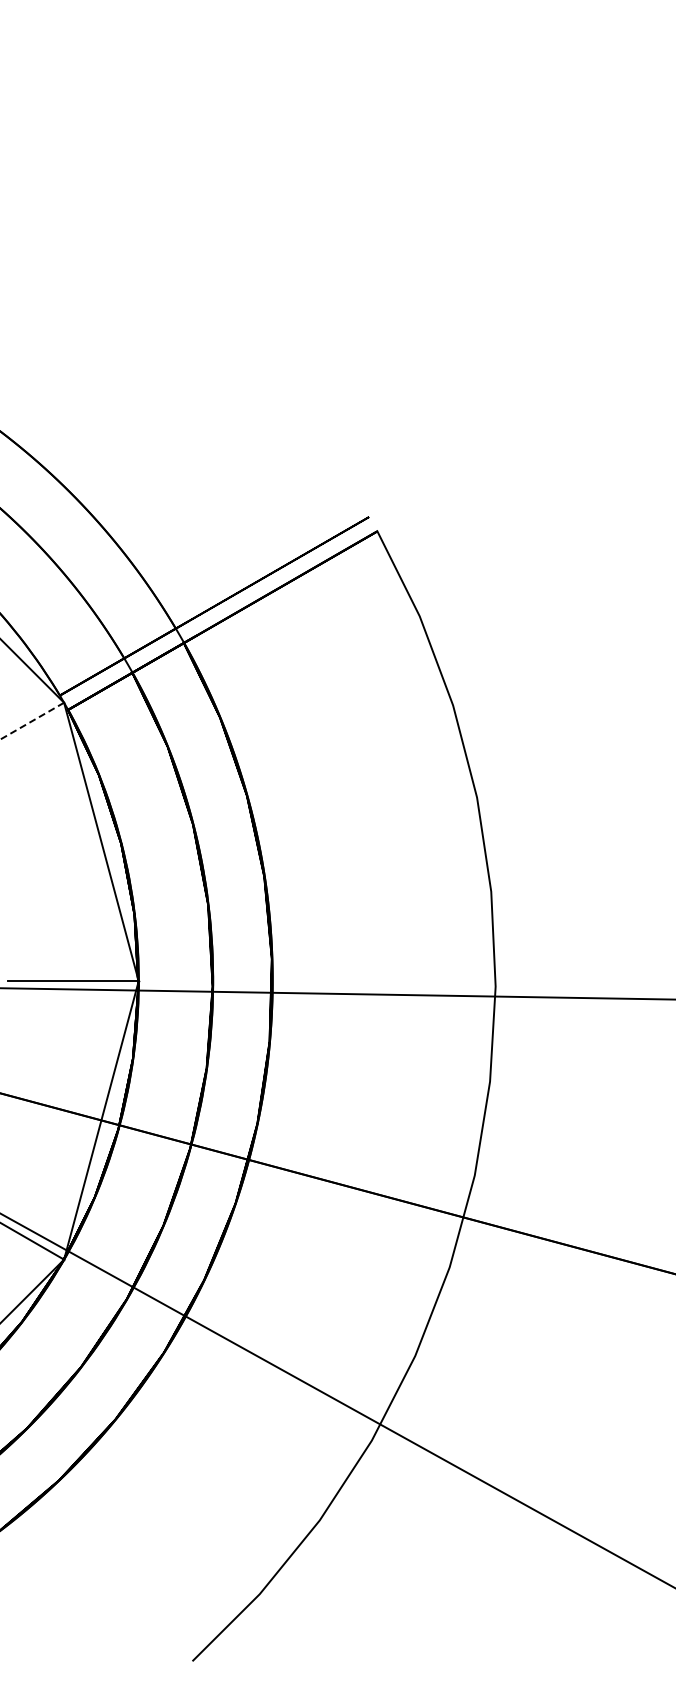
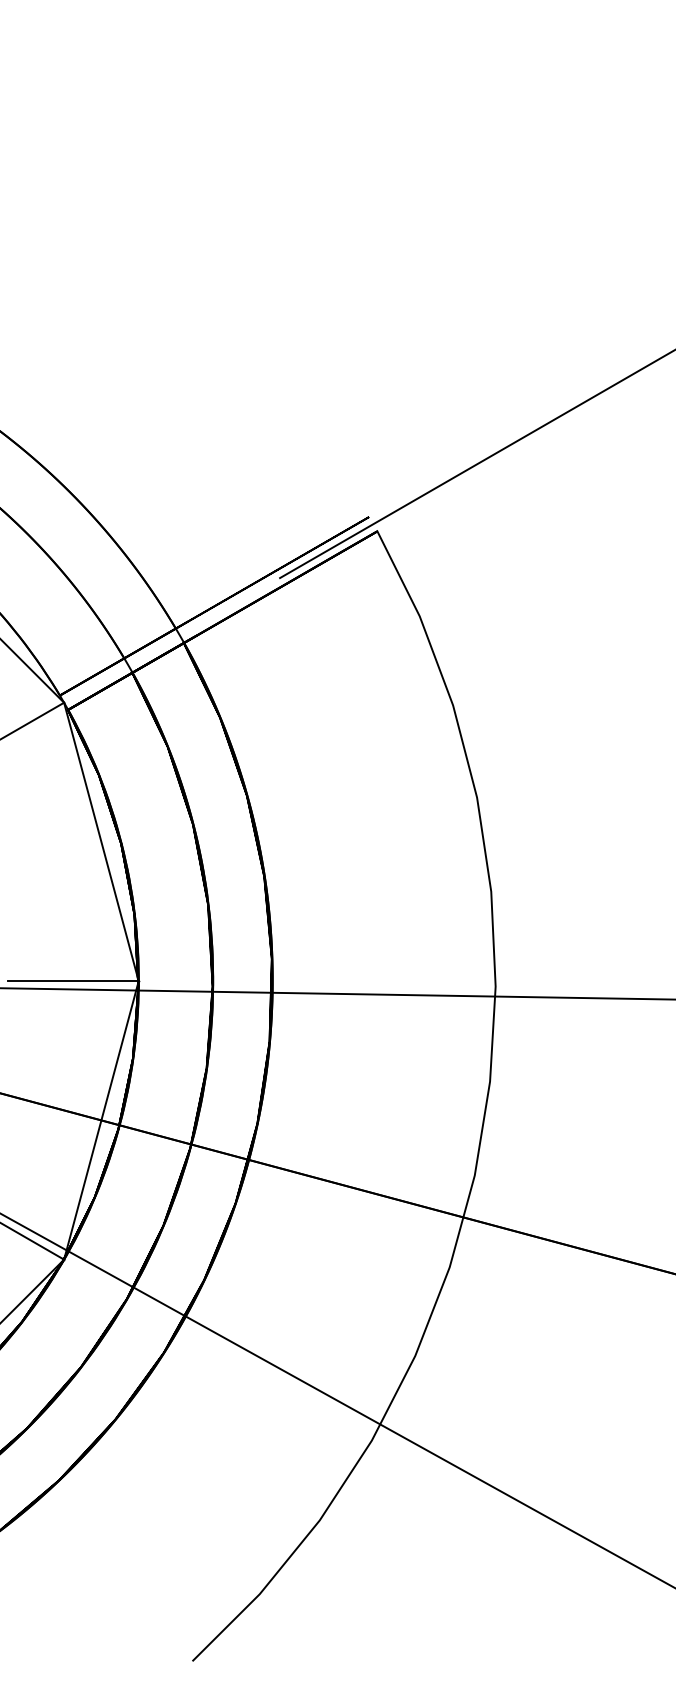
line: none -> present (476, 464)
line: dashed -> solid (32, 721)
